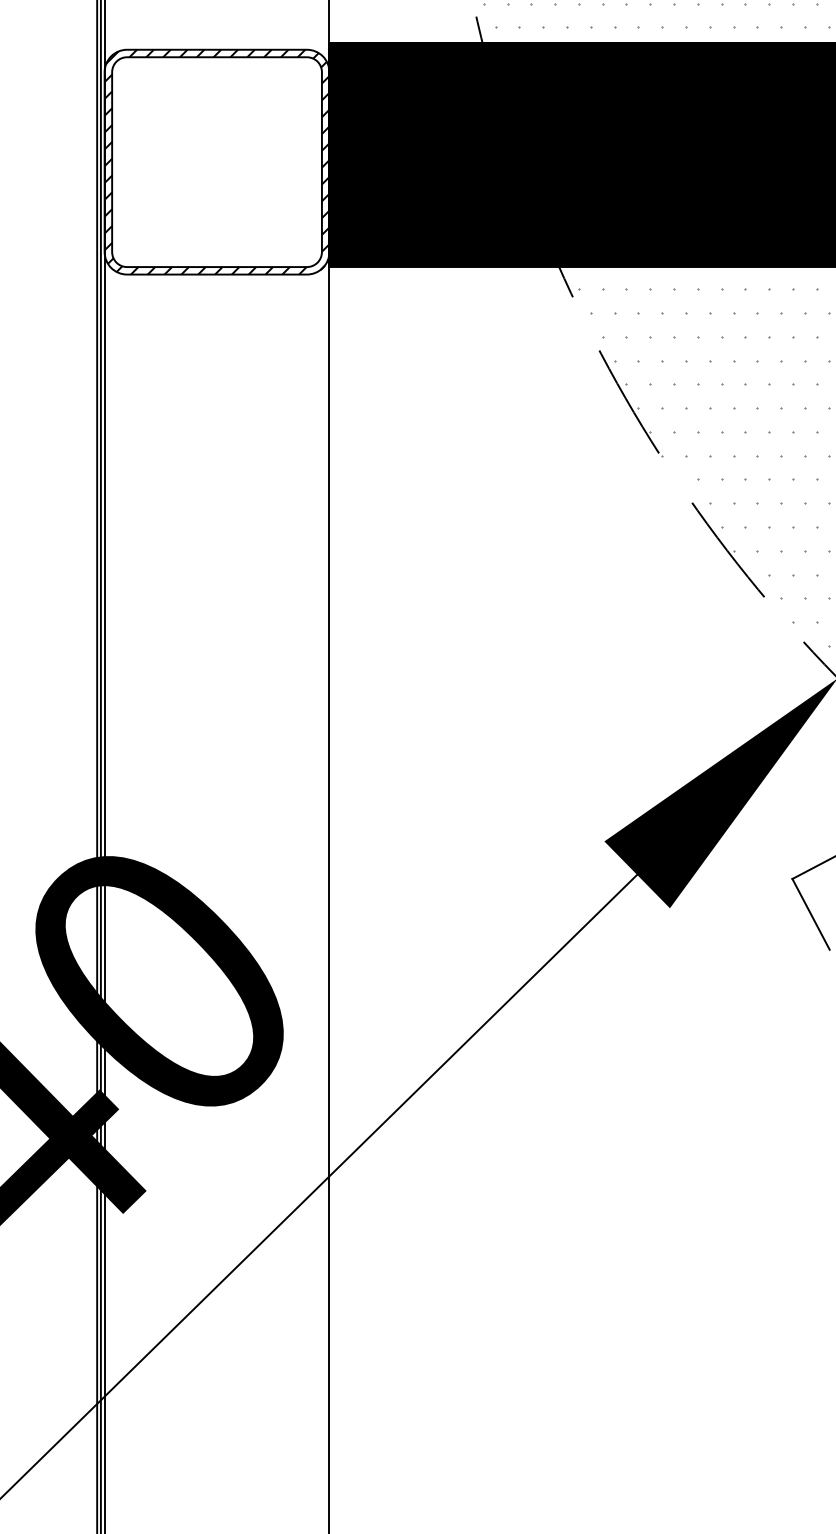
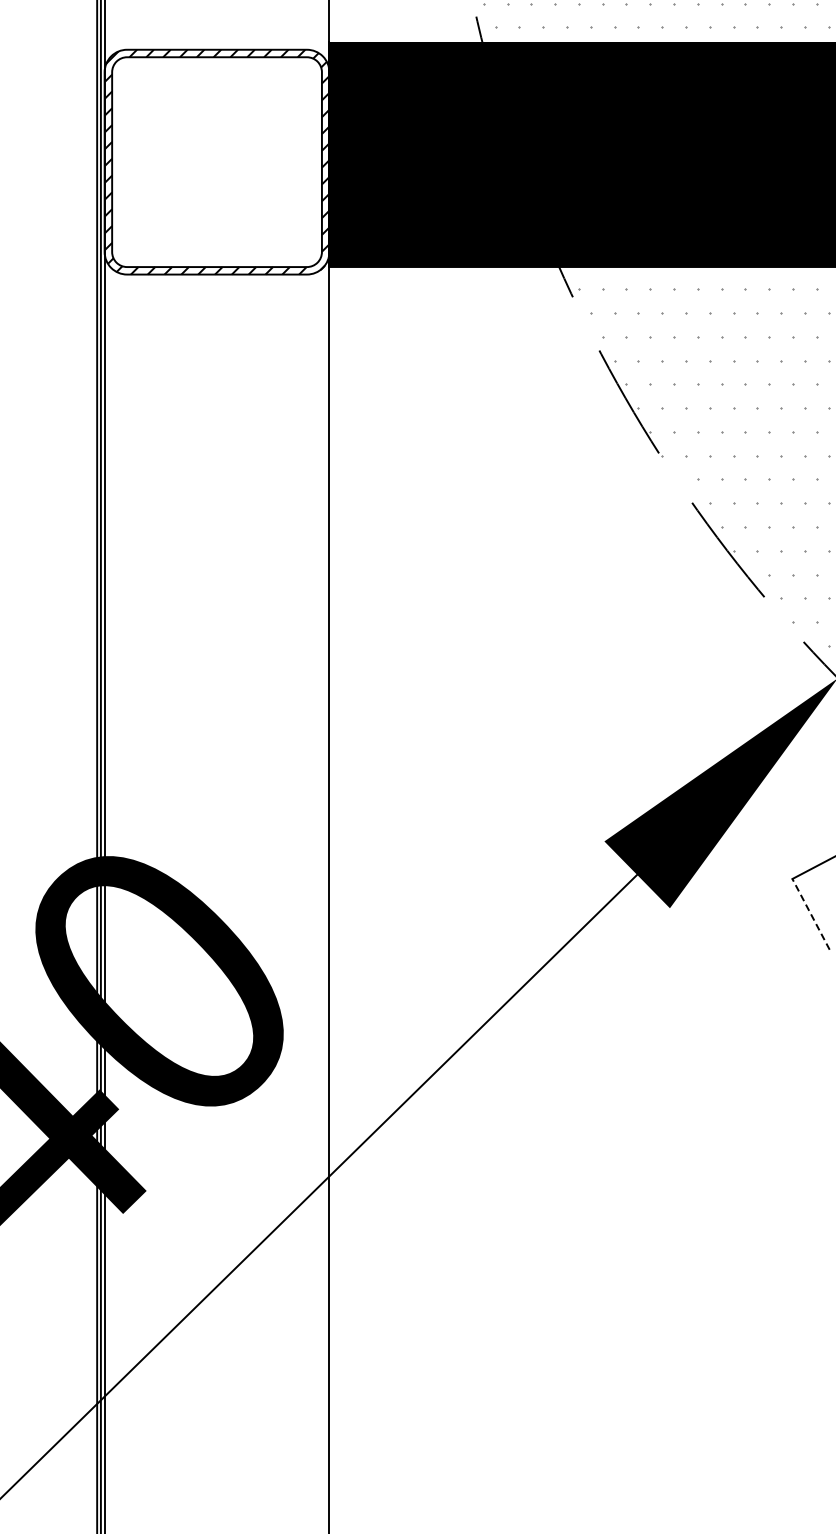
line: solid -> dashed (811, 914)
